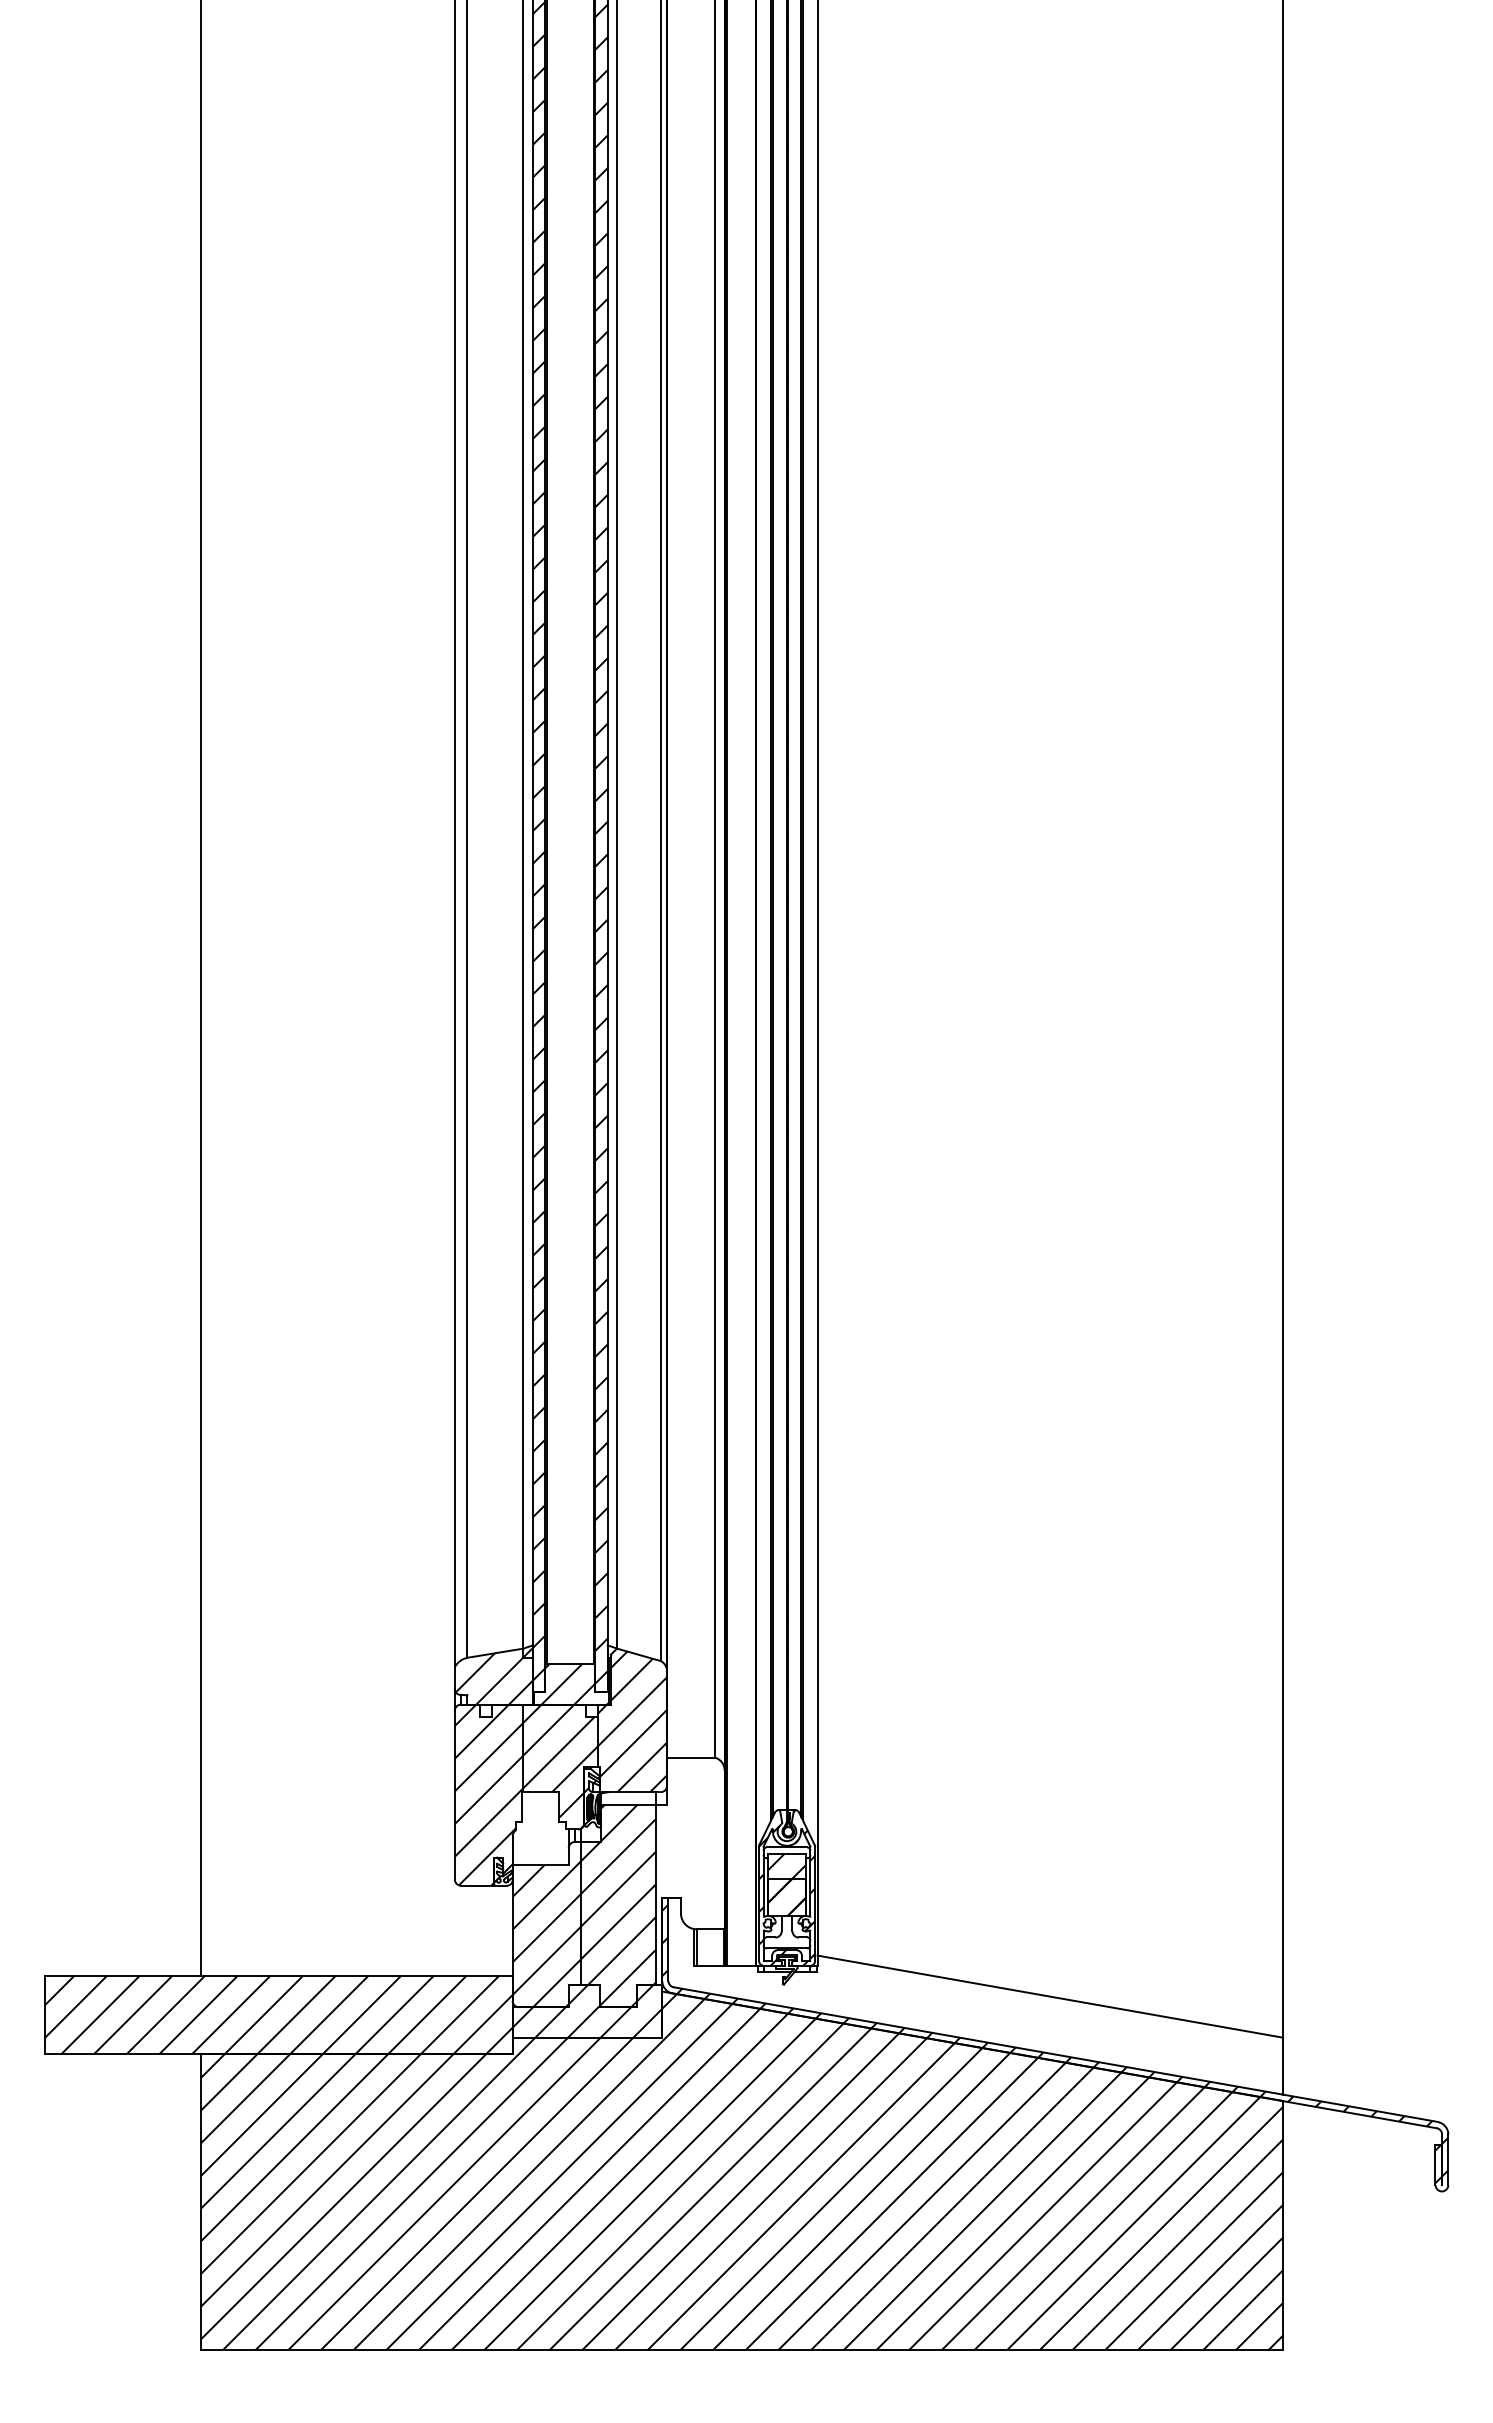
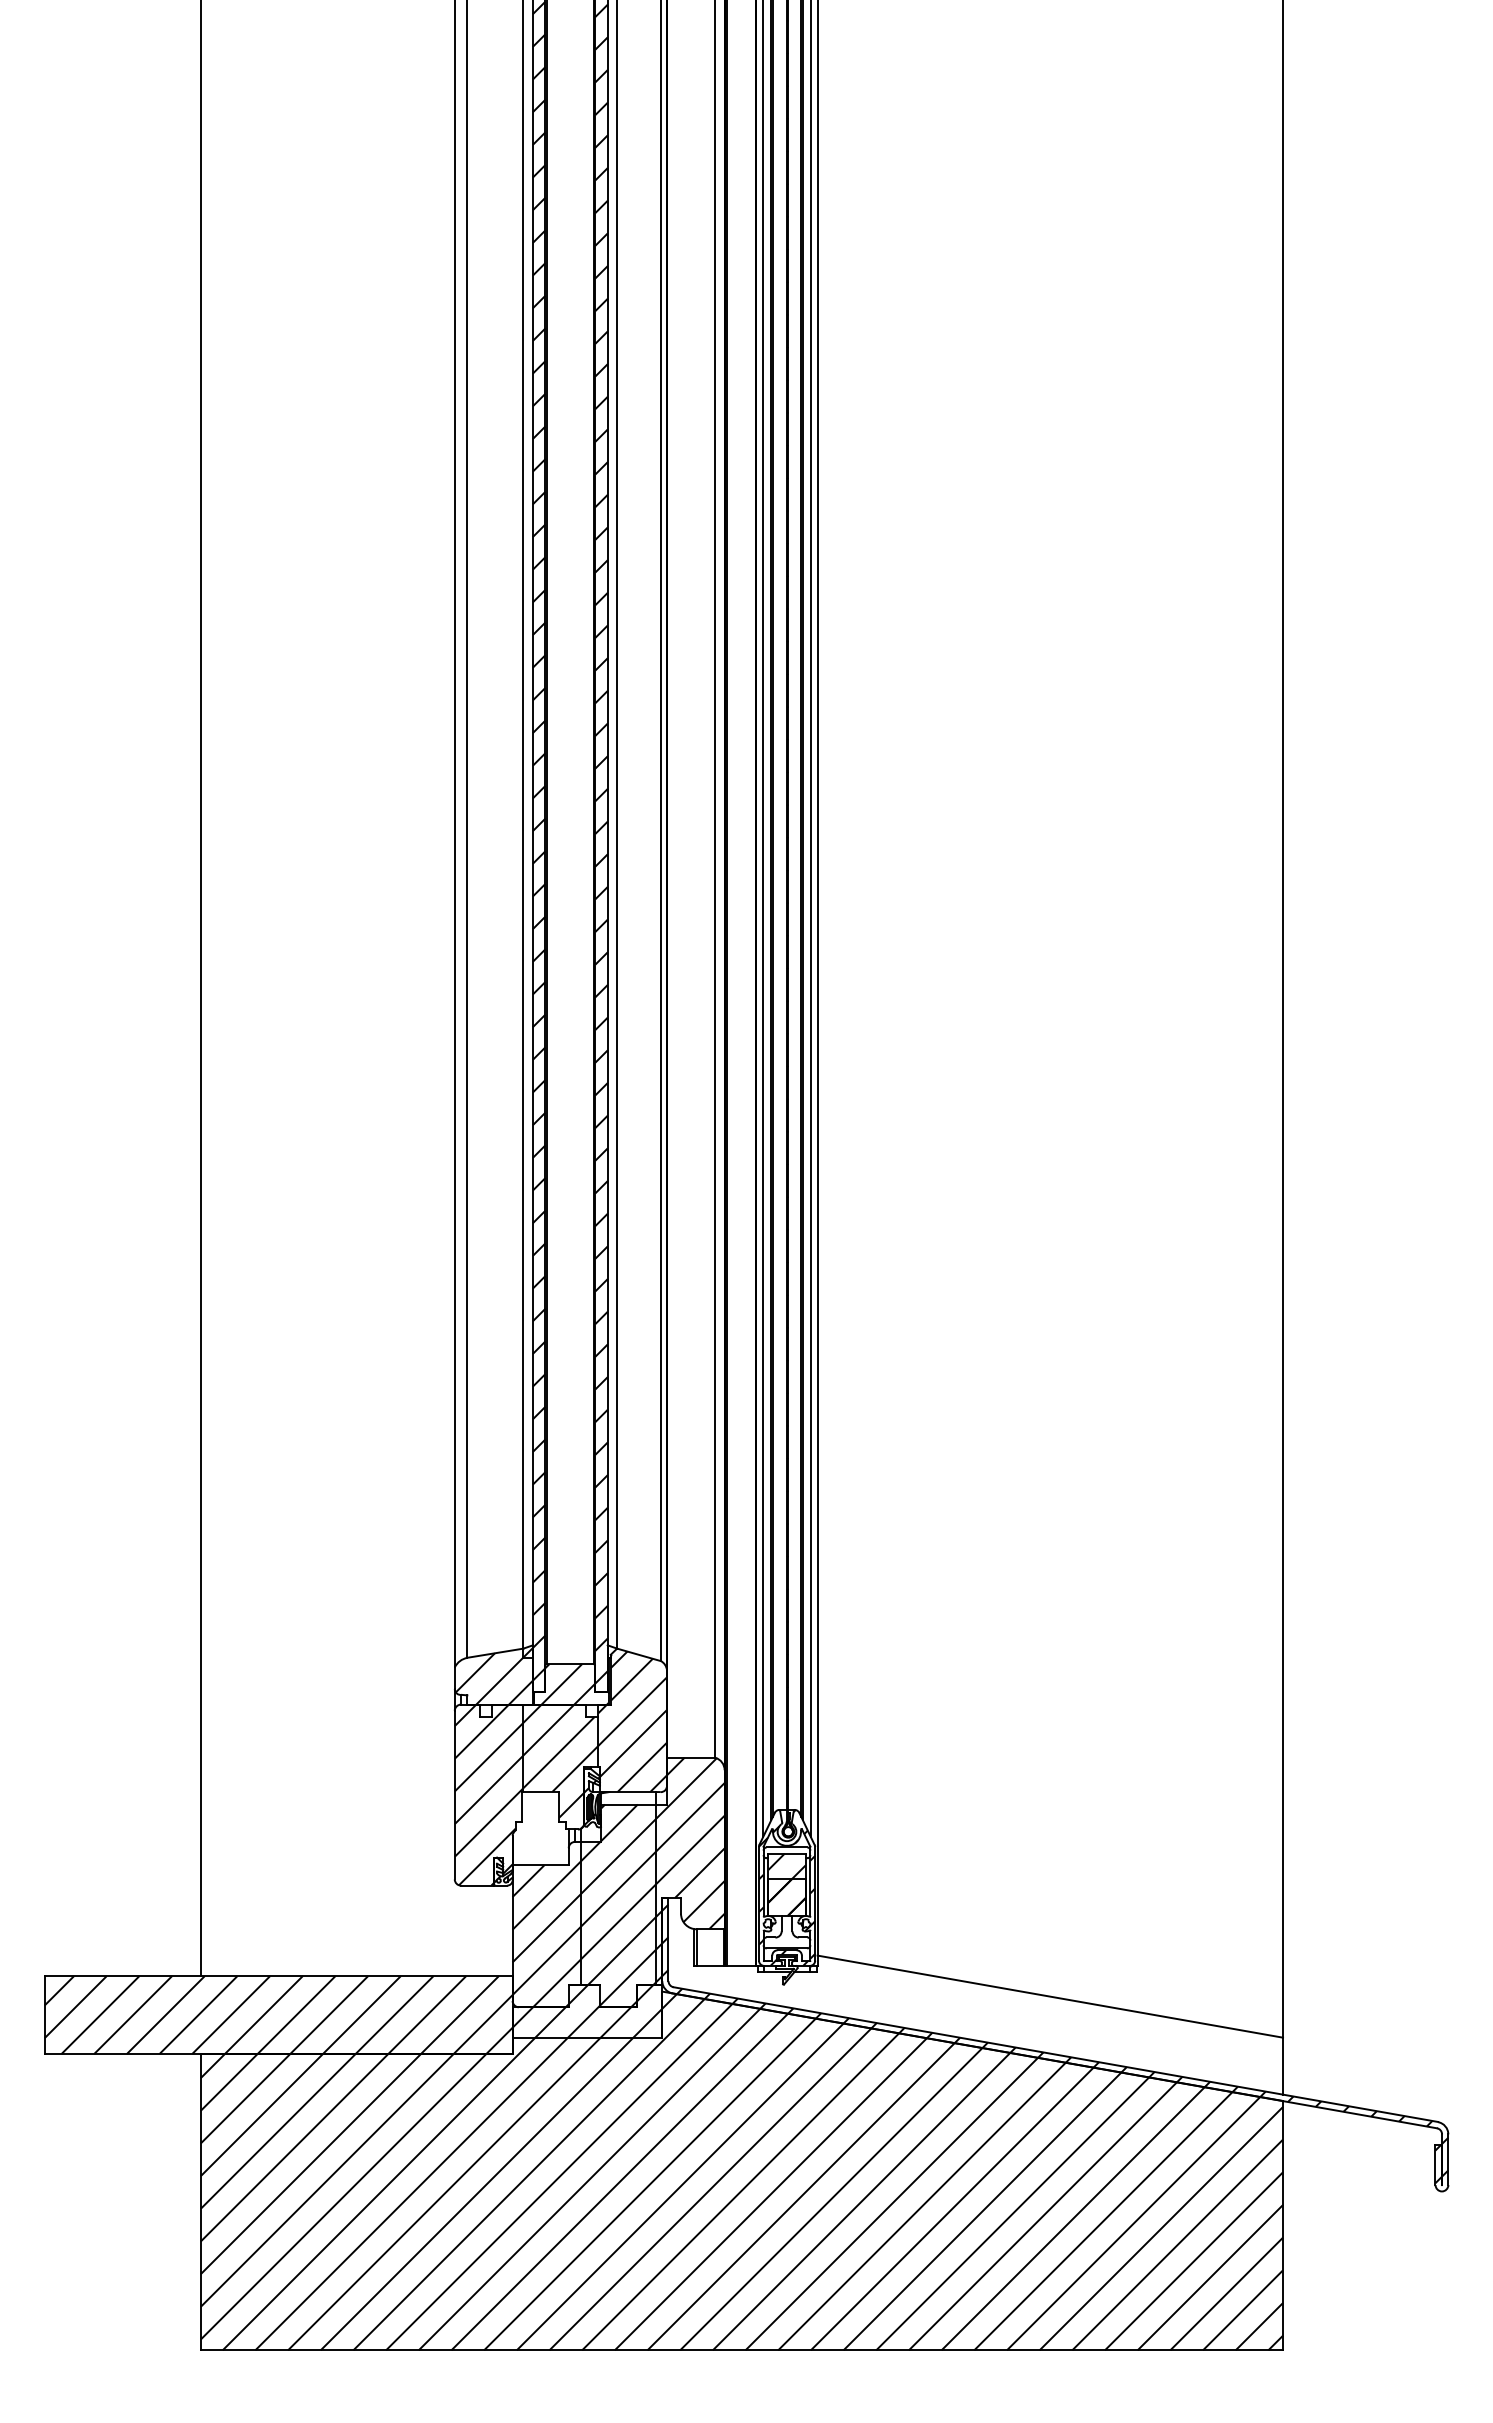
line: none -> present (763, 919)
line: none -> present (810, 919)
hatch: none -> present (690, 1869)
